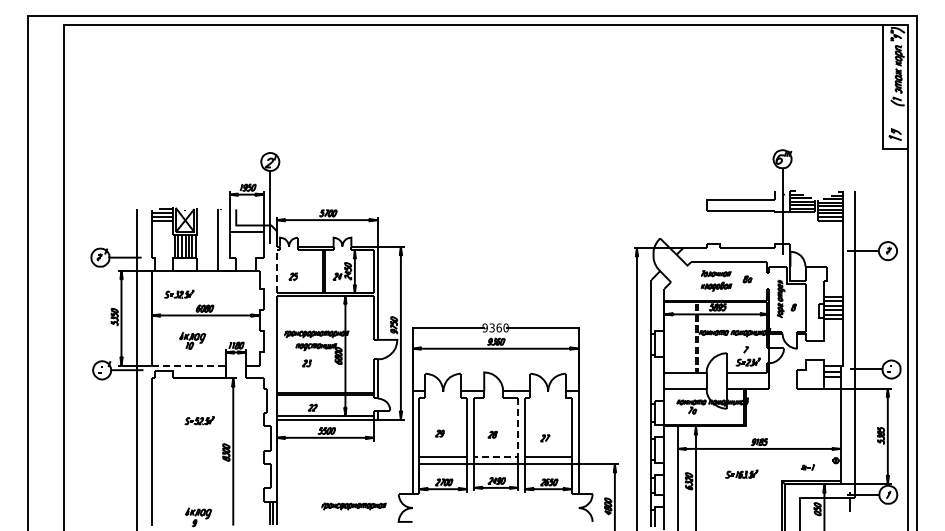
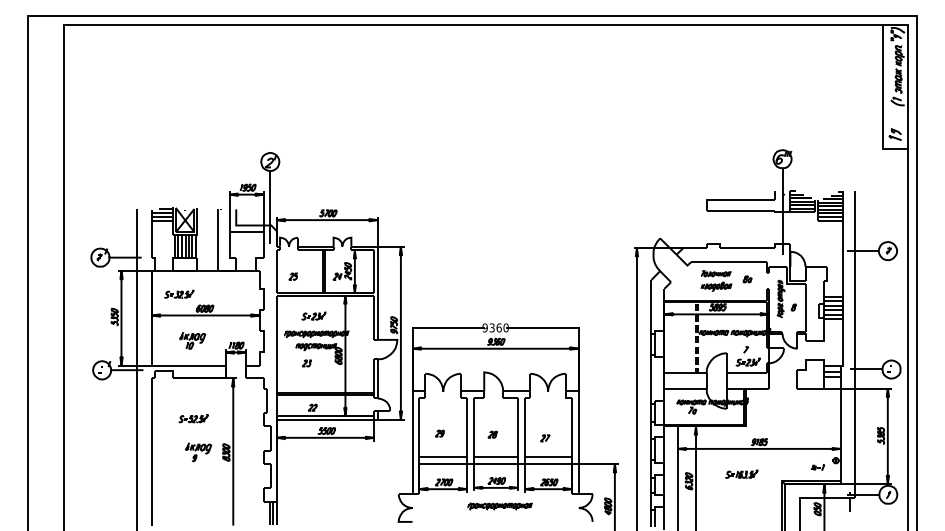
line: dashed -> solid (276, 271)
part: none -> present (313, 315)
line: dashed -> solid (188, 365)
part position: (199, 420) -> (193, 418) (193, 418)
line: dashed -> solid (518, 450)
part position: (808, 467) -> (818, 467) (818, 467)
part position: (353, 506) -> (499, 506) (499, 506)
part position: (198, 517) -> (198, 452) (198, 452)
